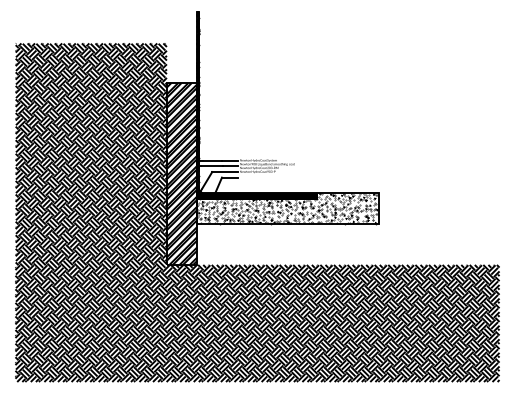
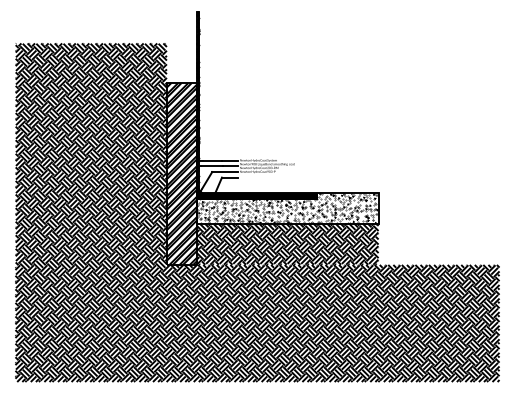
hatch: none -> present (287, 243)
